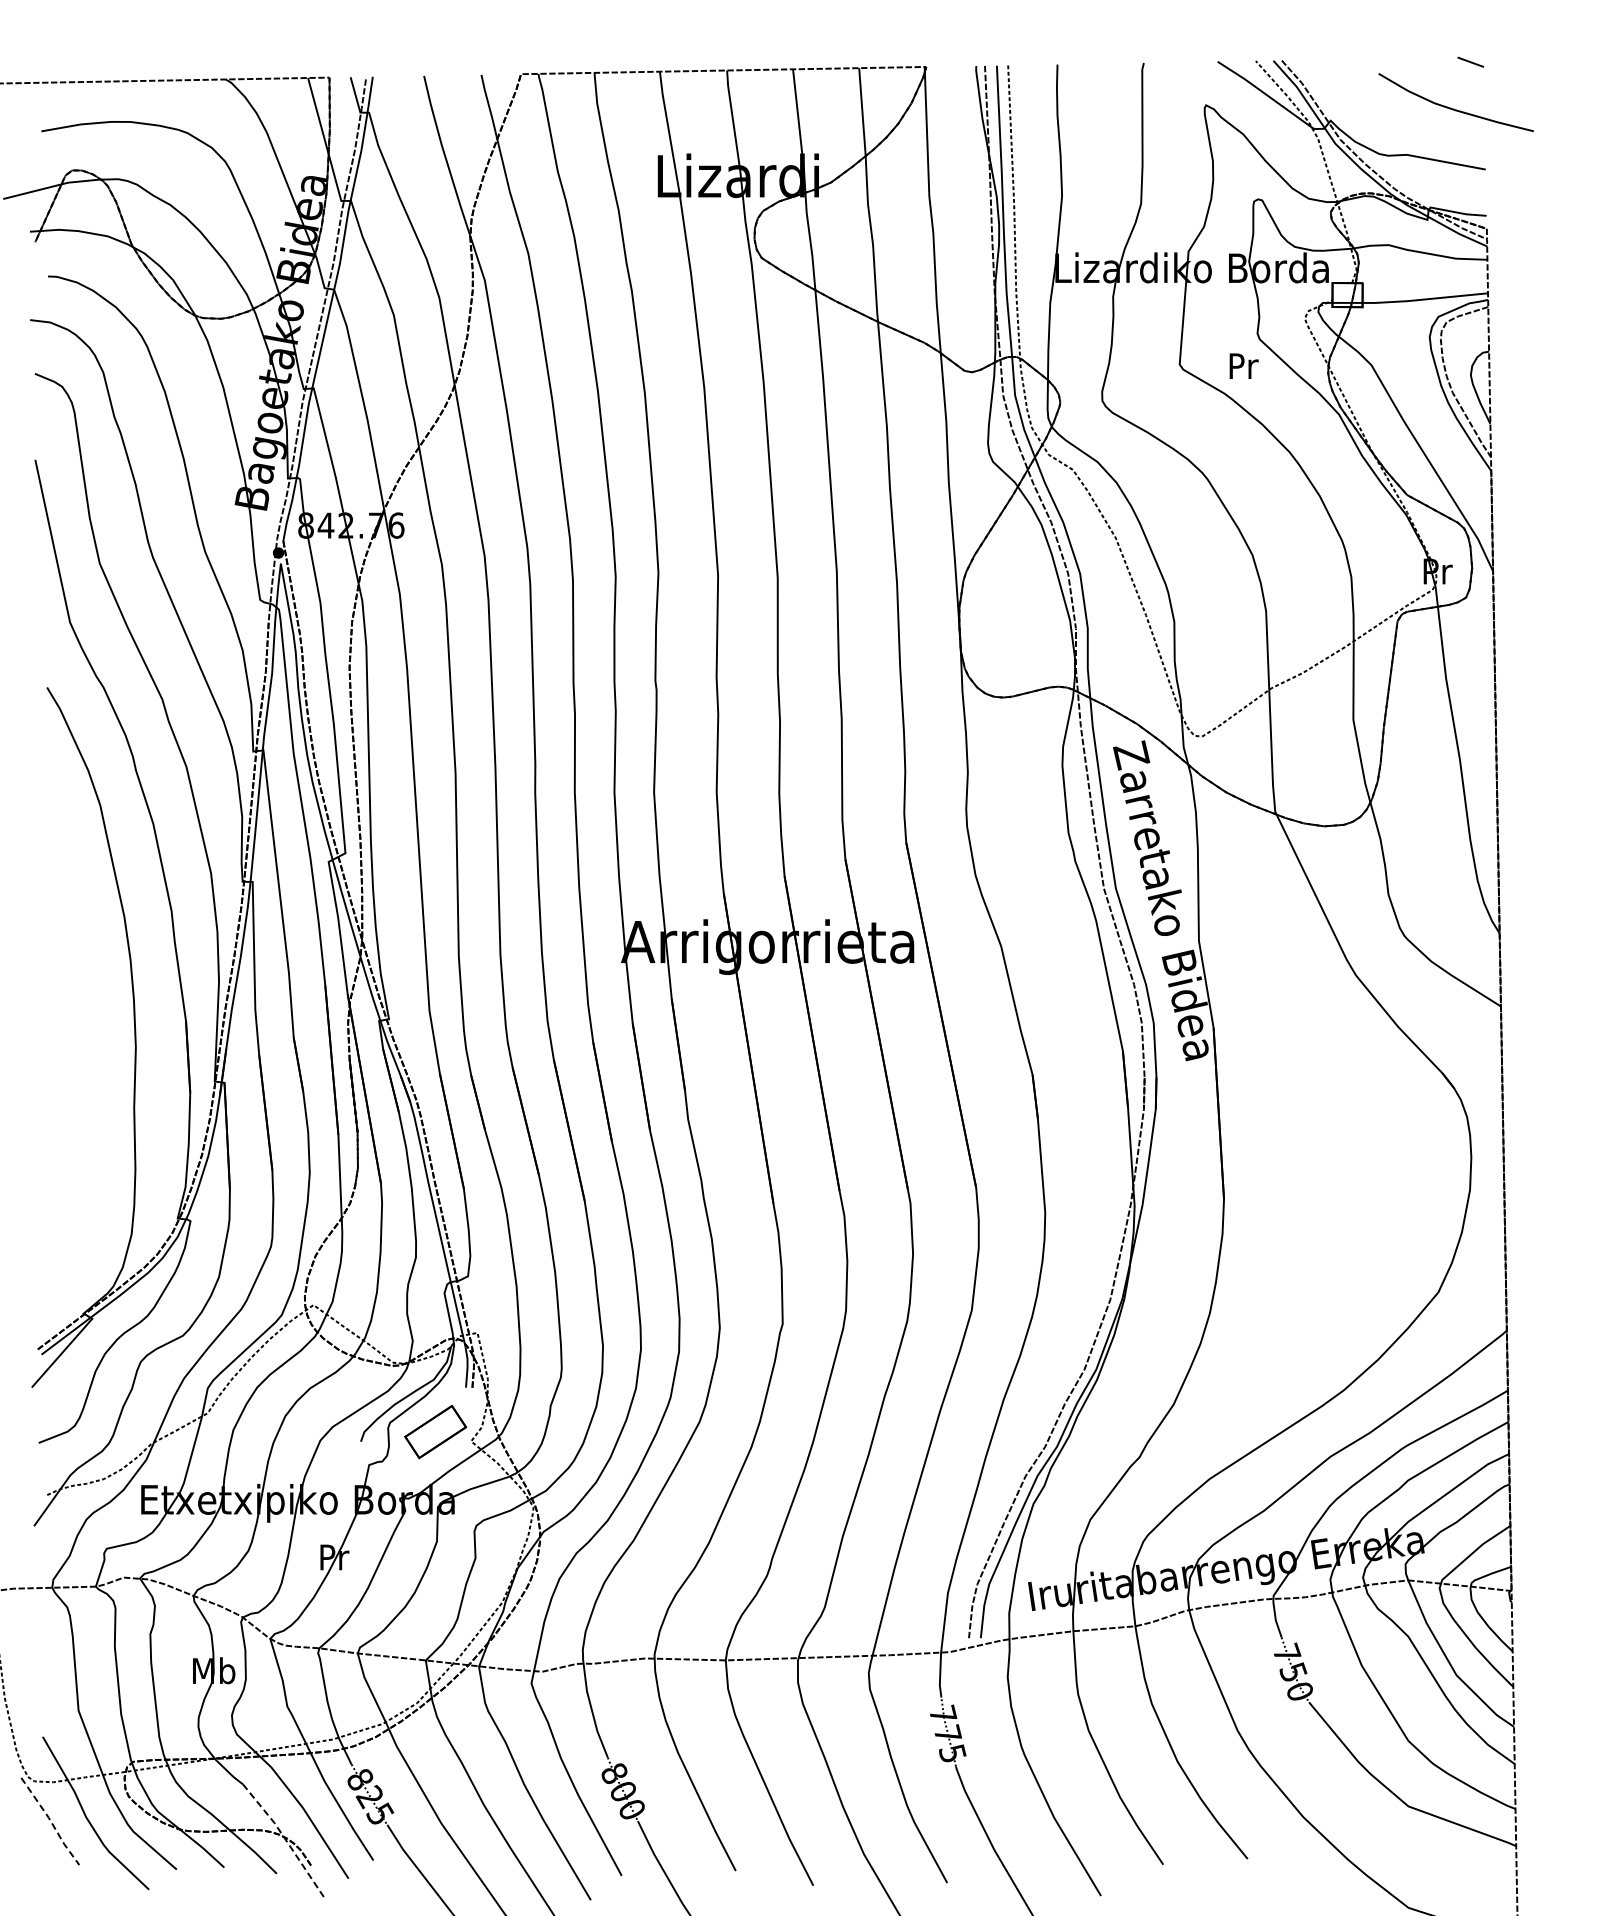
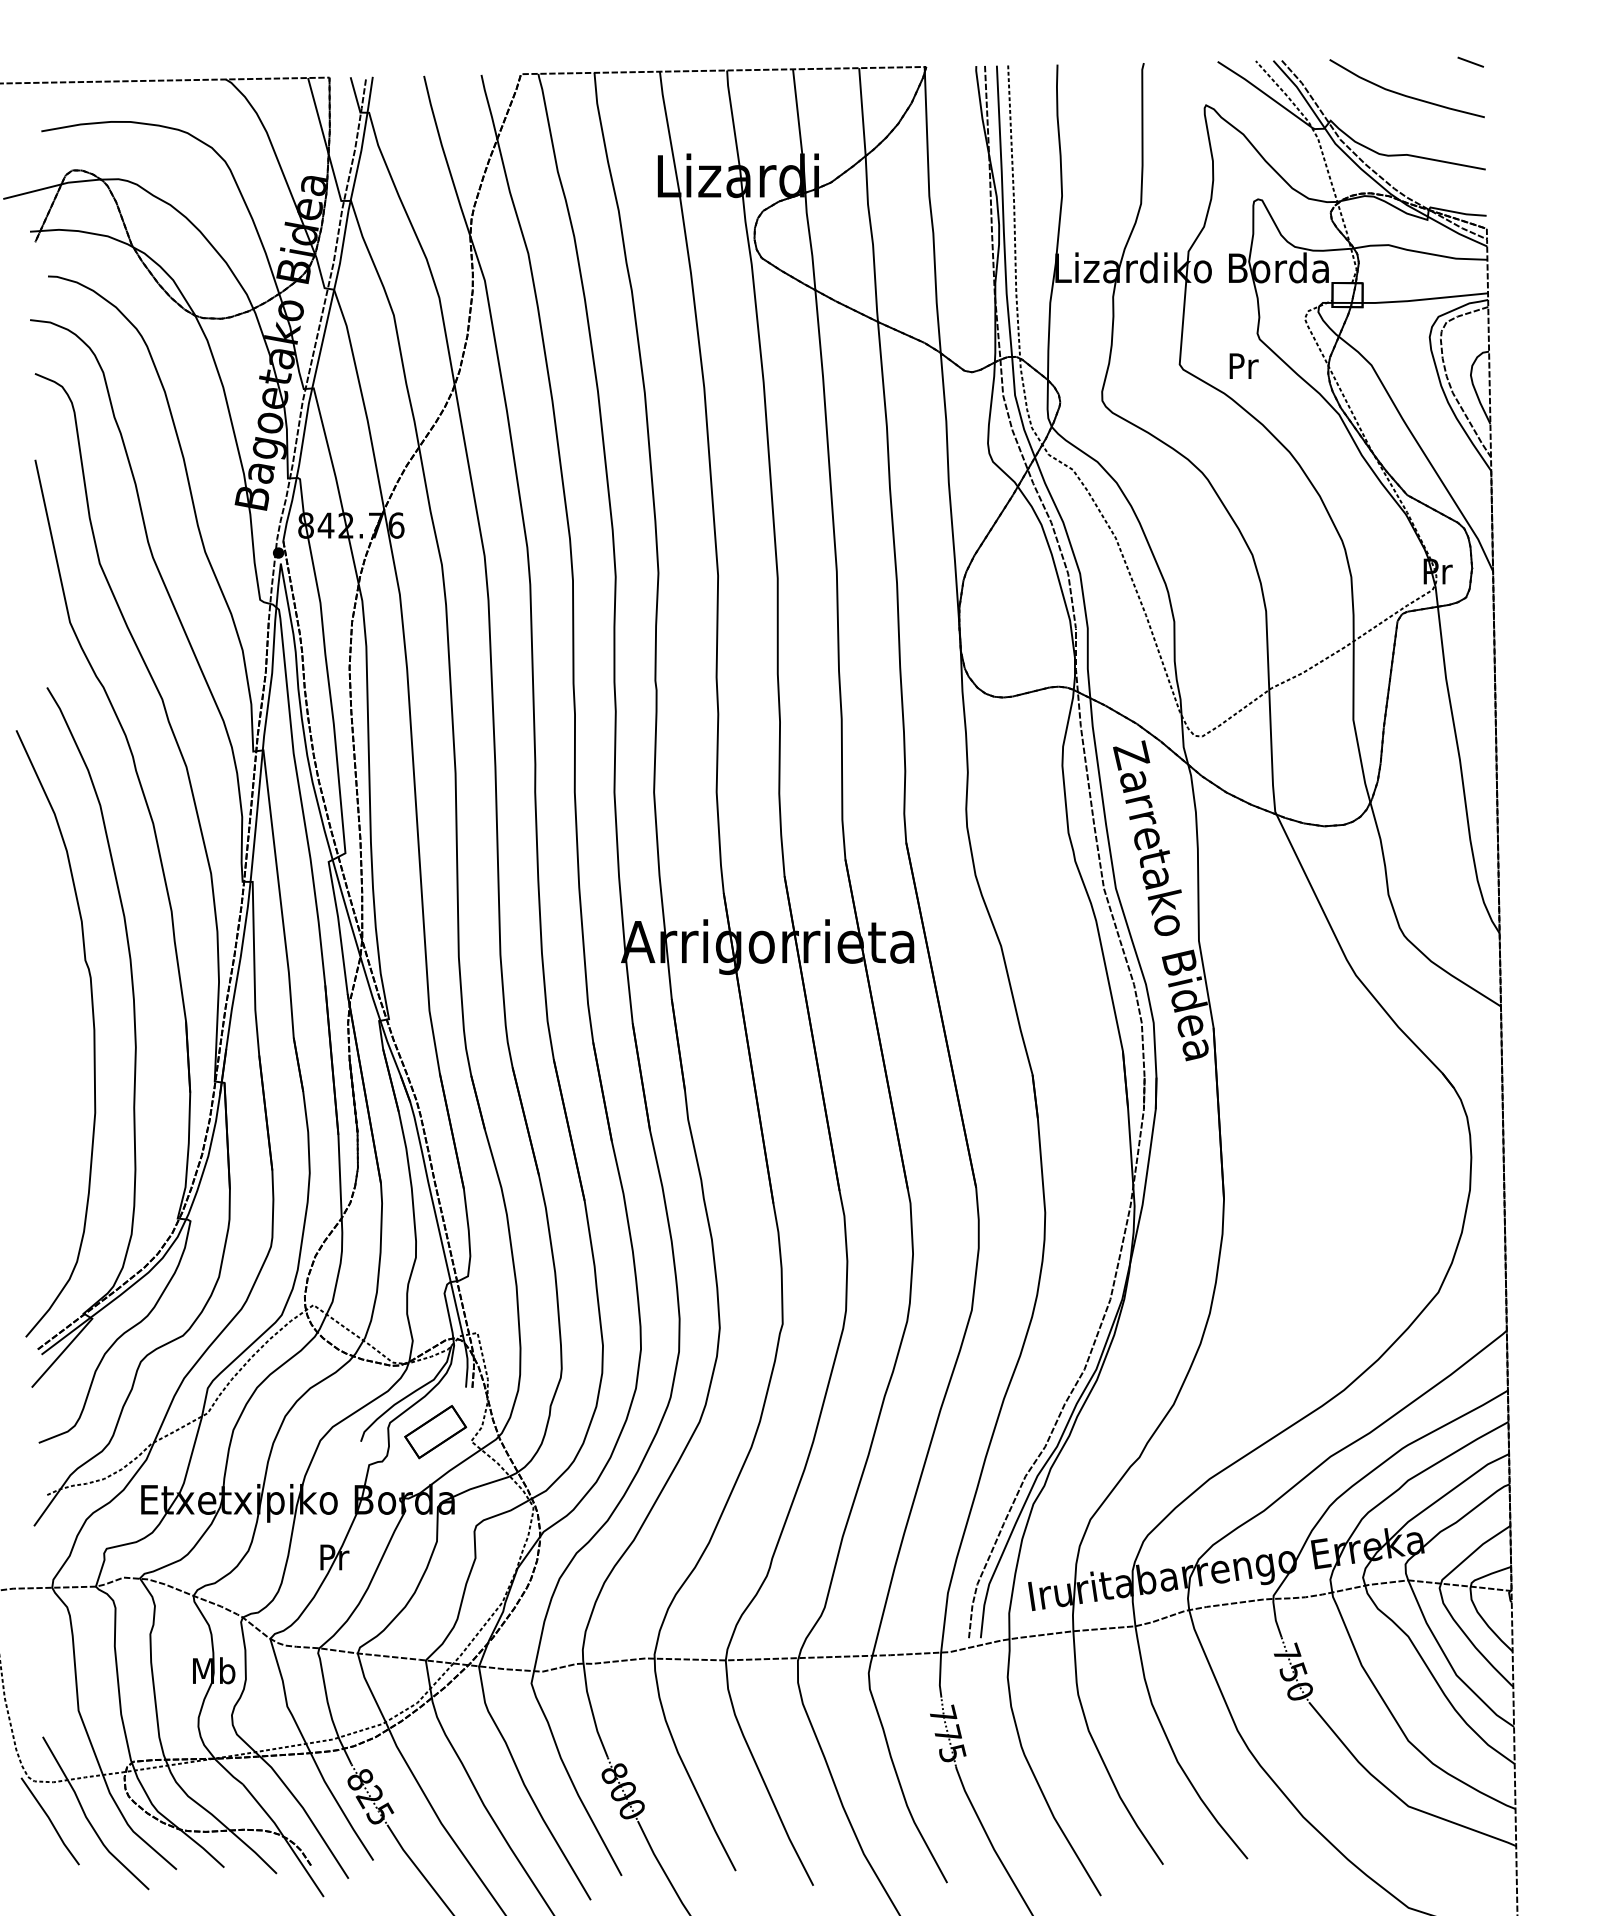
curve position: (1453, 108) -> (1404, 94) (1404, 94)
curve: none -> present (93, 1033)
line: dashed -> solid (50, 1820)
line: dashed -> solid (285, 1838)
